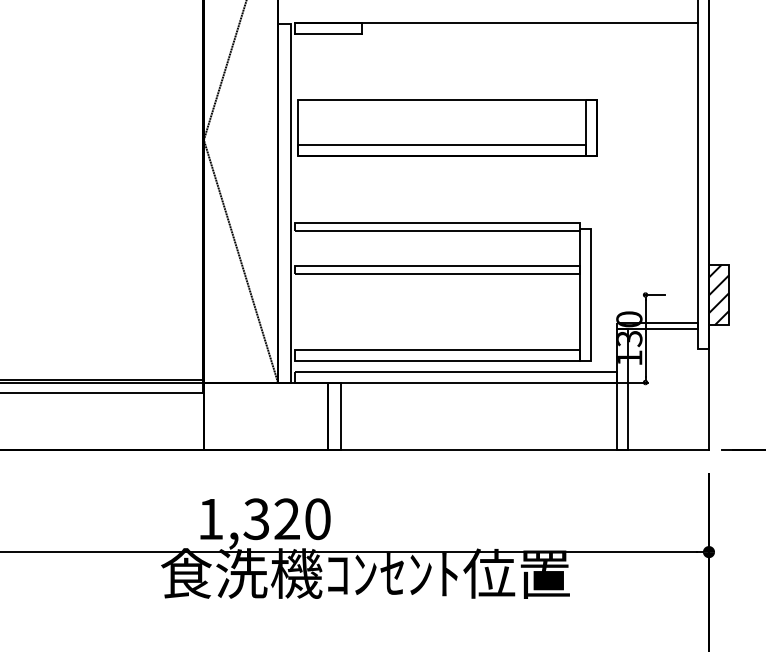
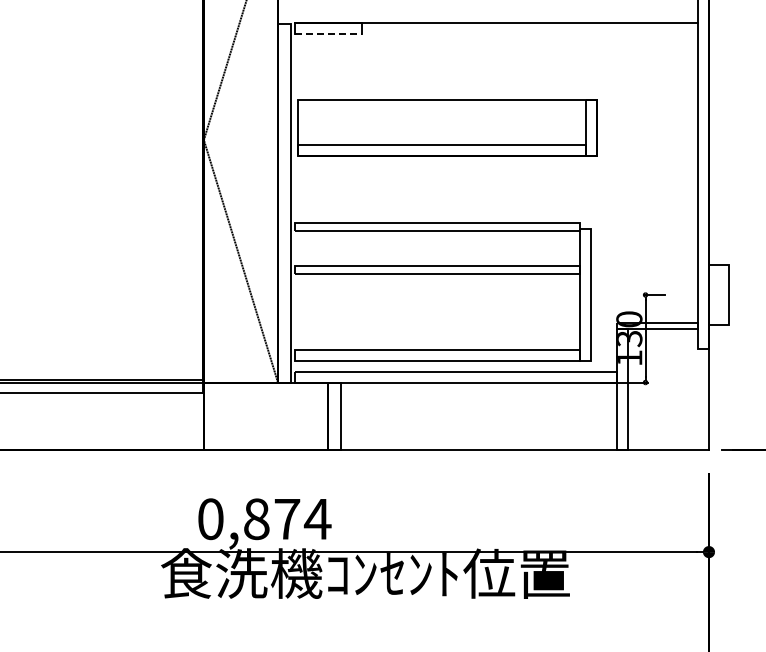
line: solid -> dashed (328, 33)
hatch: present -> none (718, 294)
text: 1,320 -> 0,874 (264, 519)
